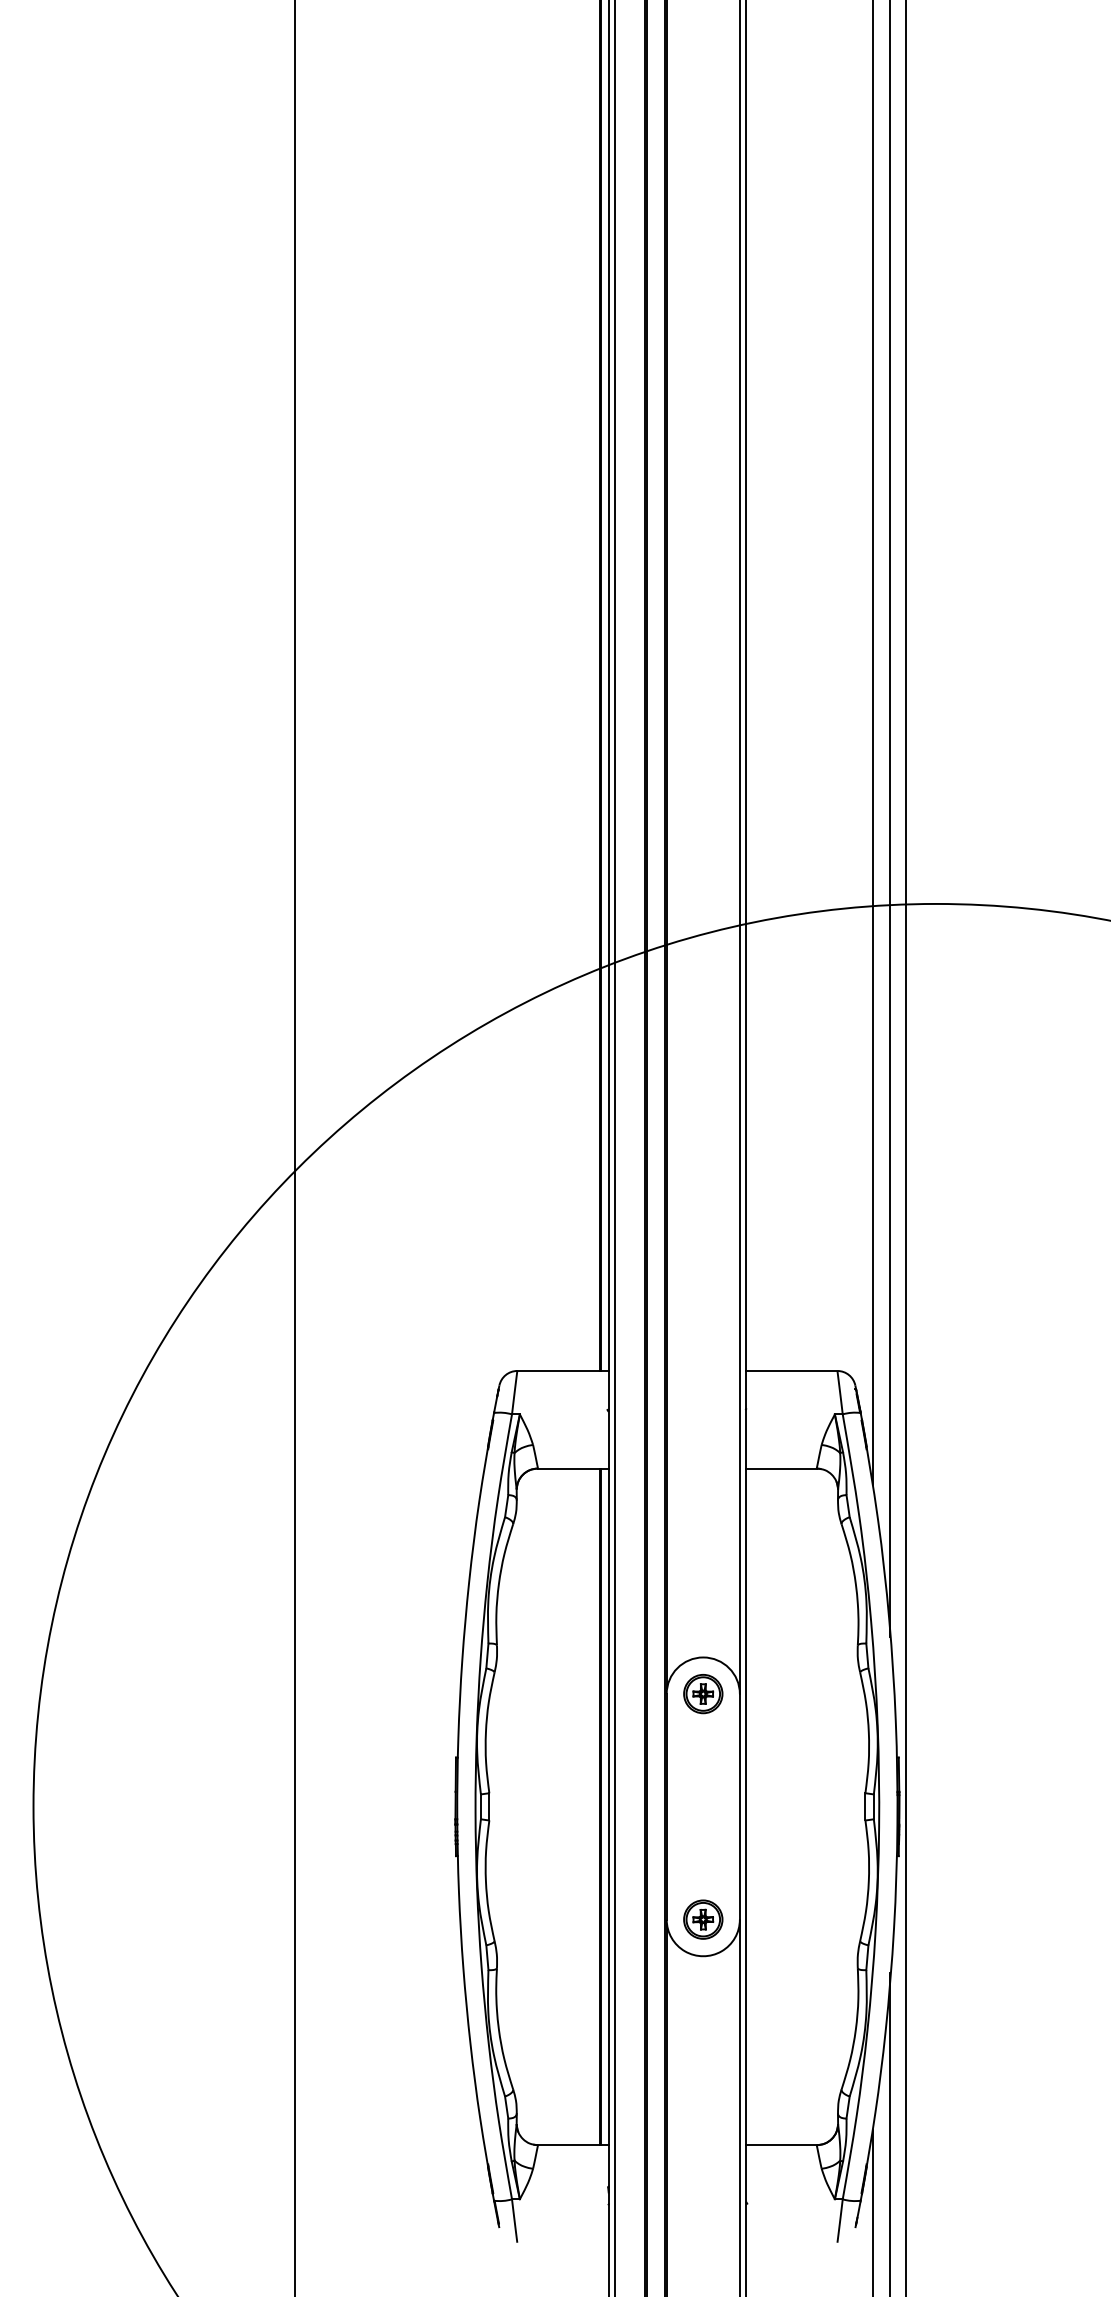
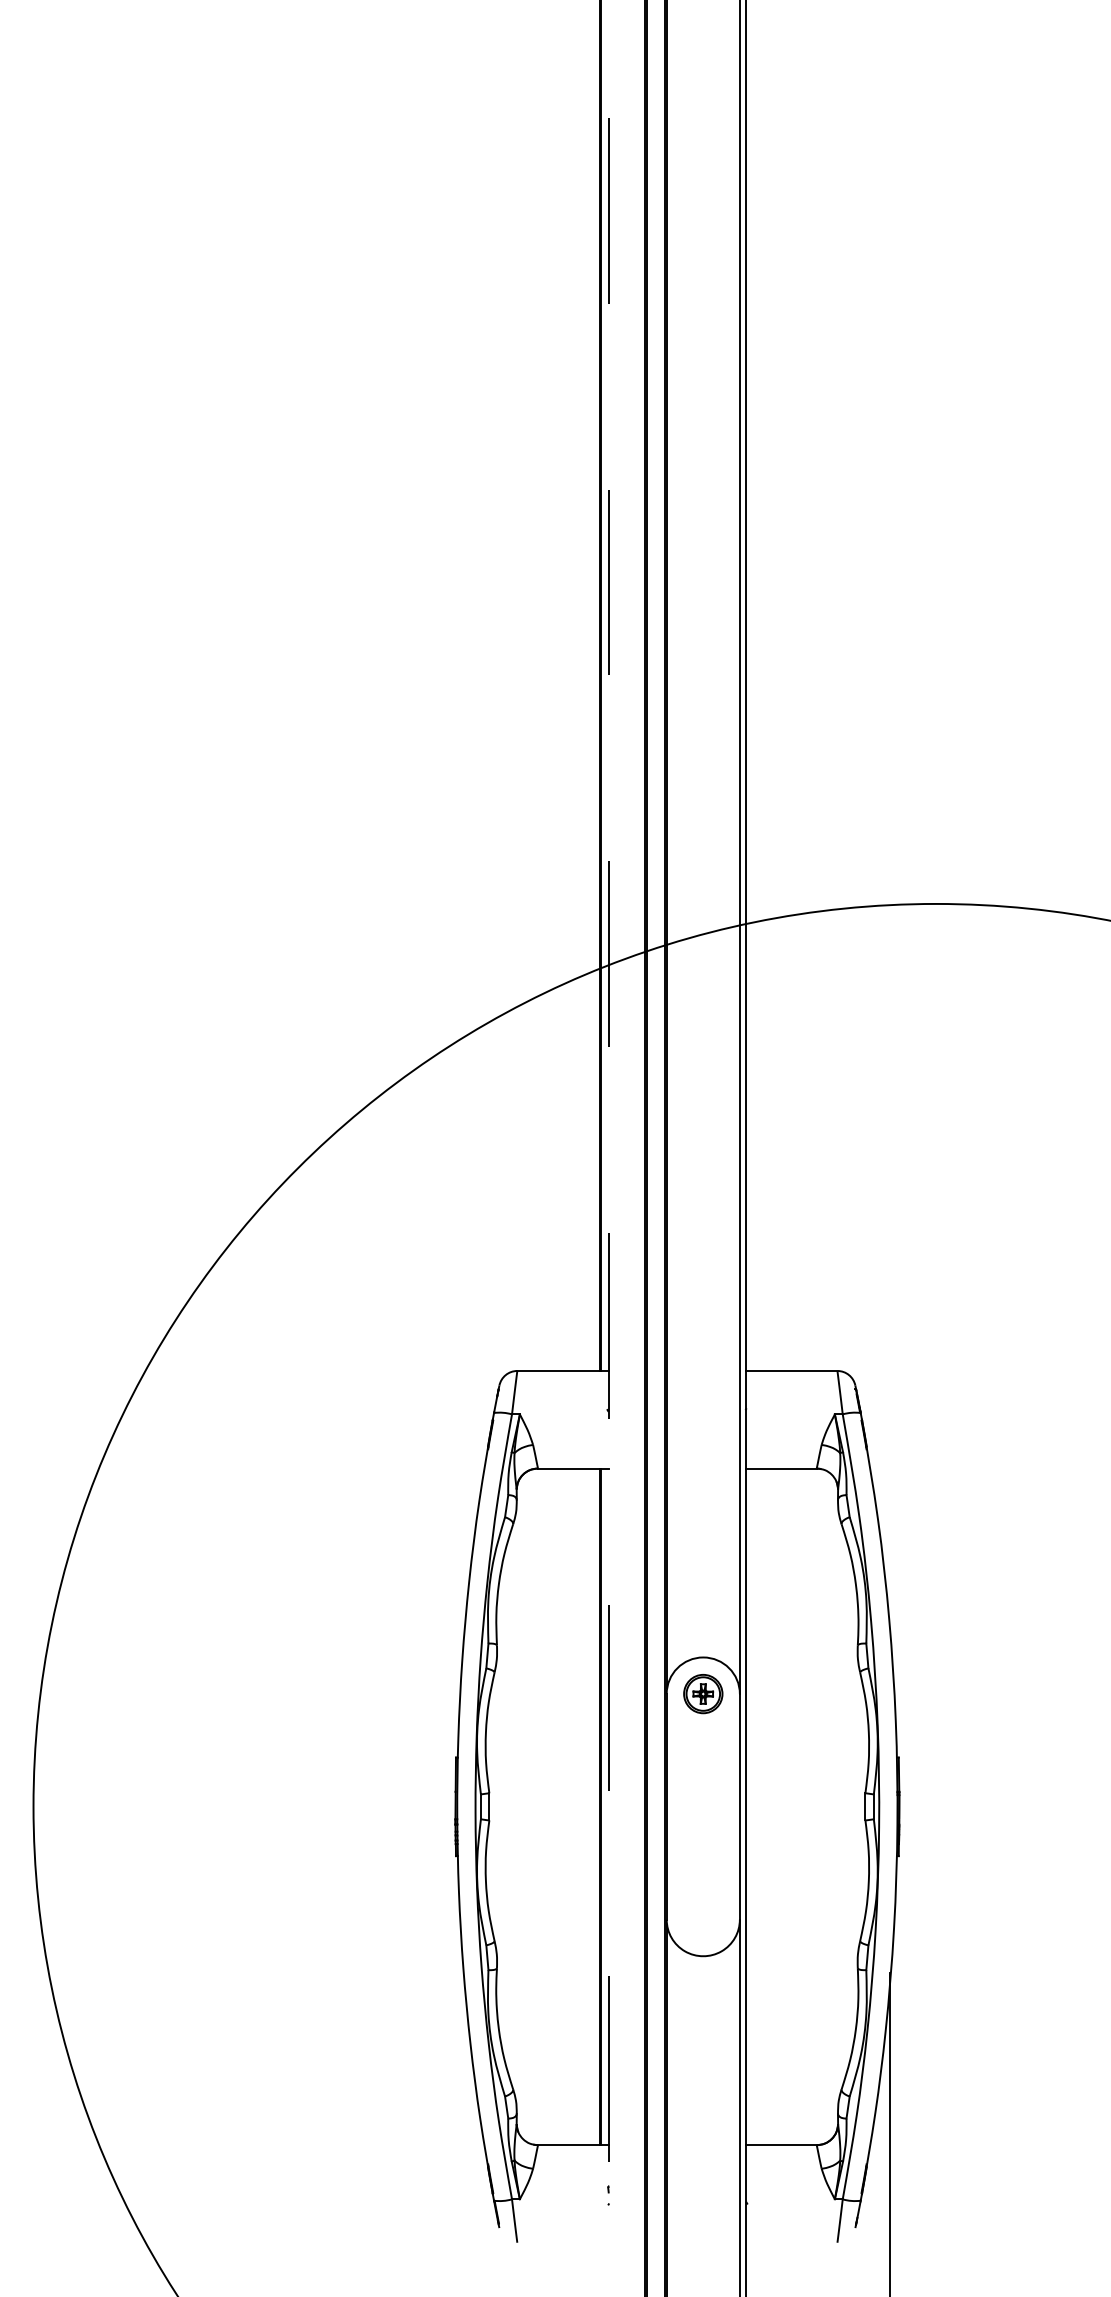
line: present -> none (872, 743)
line: present -> none (890, 819)
line: present -> none (295, 1147)
line: present -> none (614, 1147)
line: present -> none (906, 1147)
line: solid -> dashed (608, 1148)
part: present -> none (703, 1919)
line: present -> none (872, 2211)
